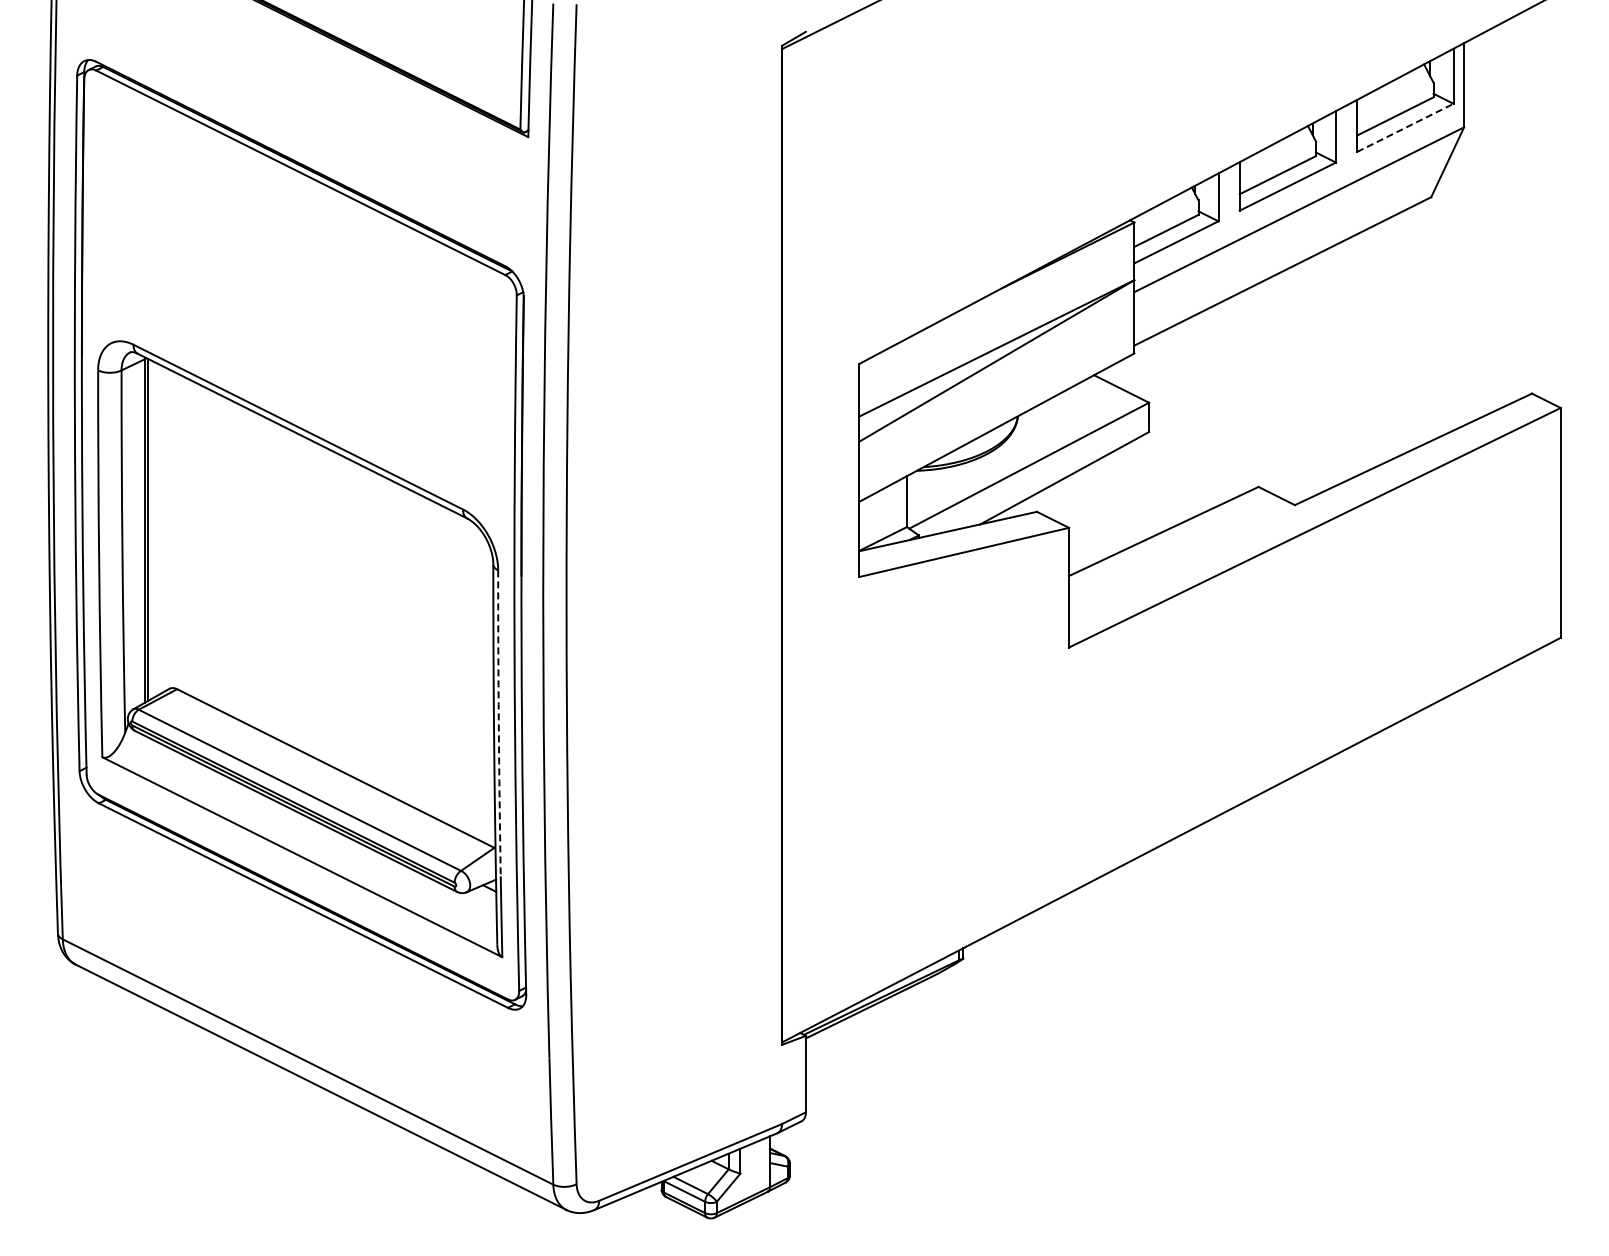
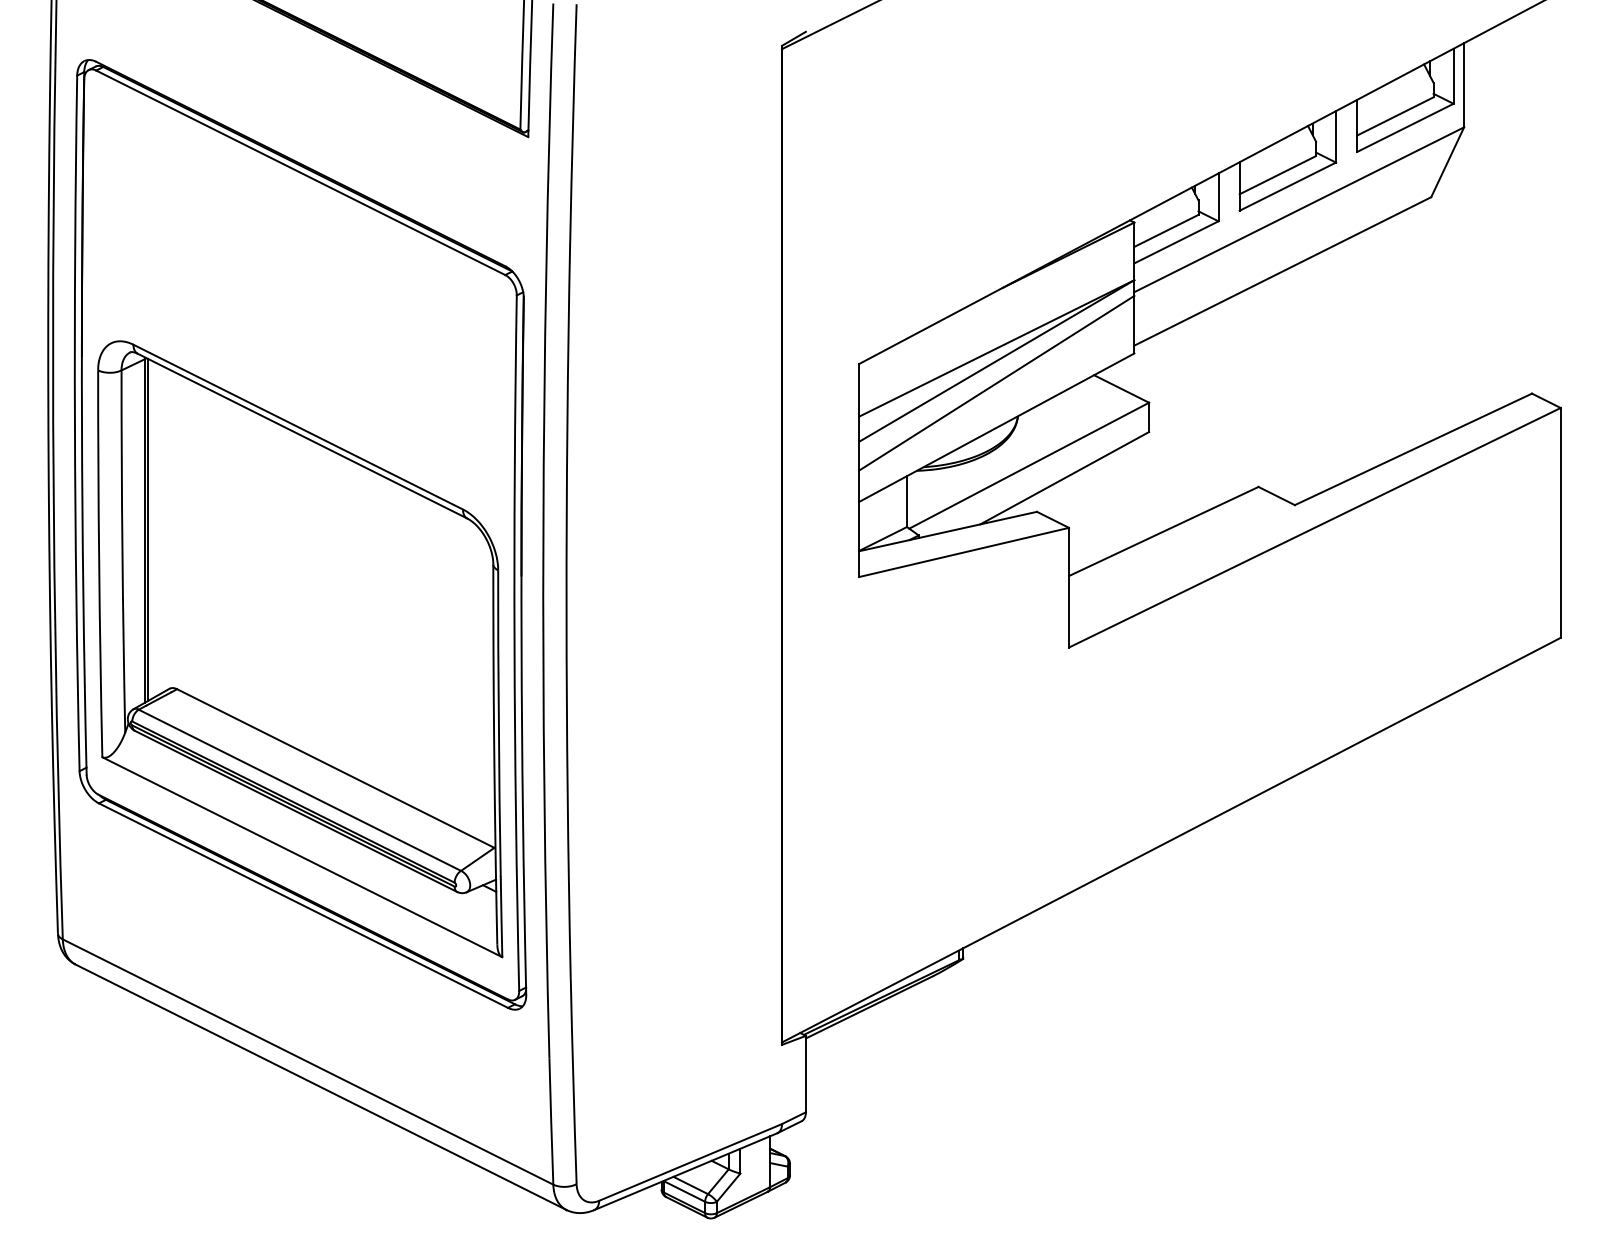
line: dashed -> solid (1405, 127)
line: none -> present (996, 382)
arc: dashed -> solid (498, 723)
